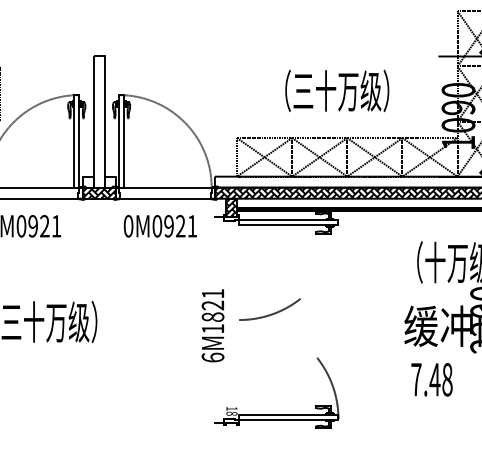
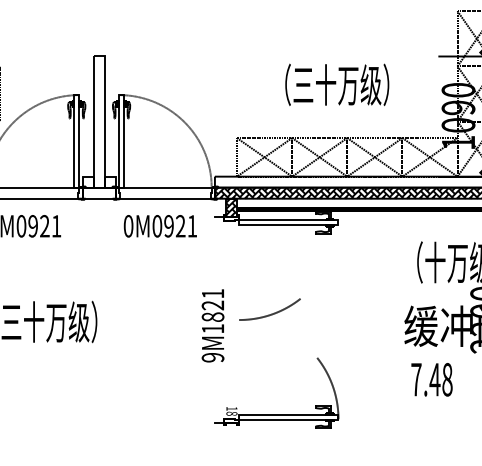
text position: (337, 90) -> (337, 84) (337, 84)
hatch: present -> none (98, 192)
text: 6M1821 -> 9M1821 (212, 357)
